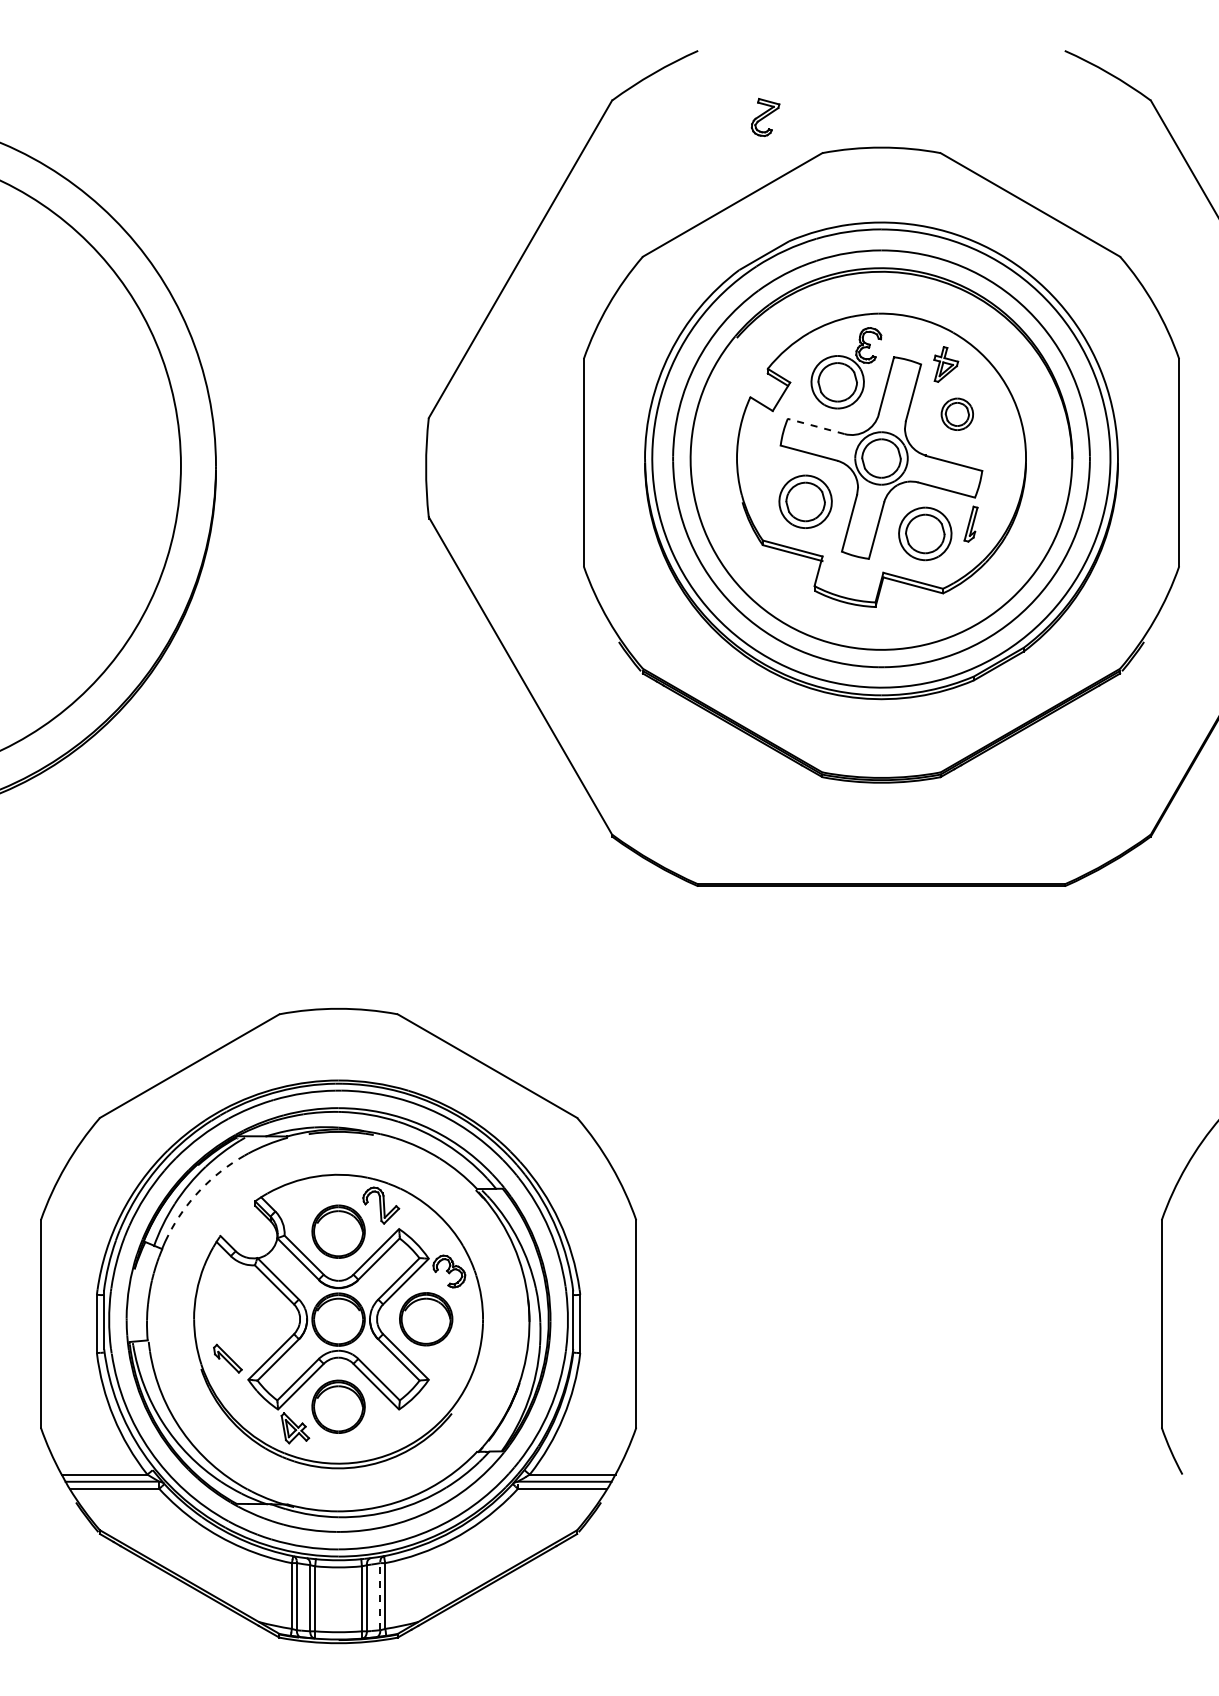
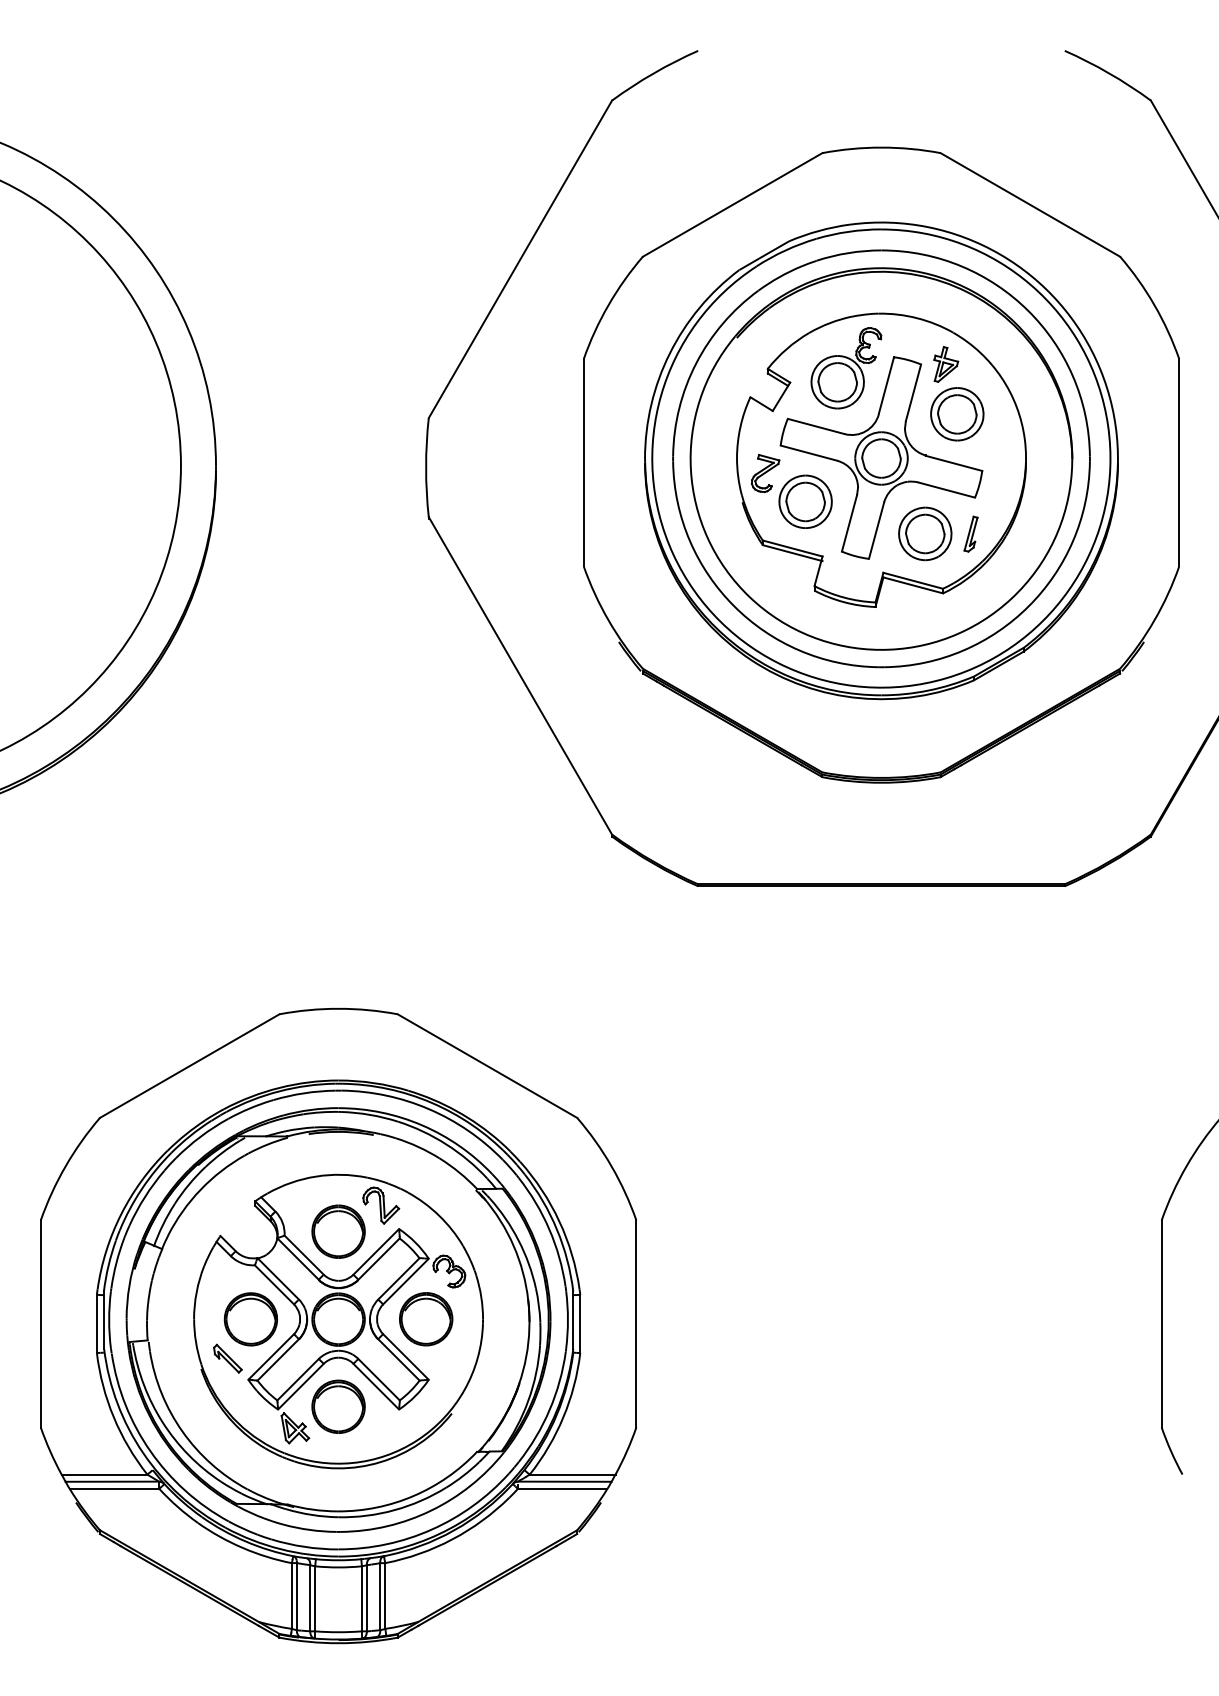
part position: (765, 116) -> (765, 472) (765, 472)
part size: 34x34 px -> 55x55 px (957, 414)
line: dashed -> solid (815, 426)
part position: (970, 523) -> (970, 533) (970, 533)
arc: dashed -> solid (200, 1189)
part: none -> present (250, 1319)
line: dashed -> solid (380, 1596)
